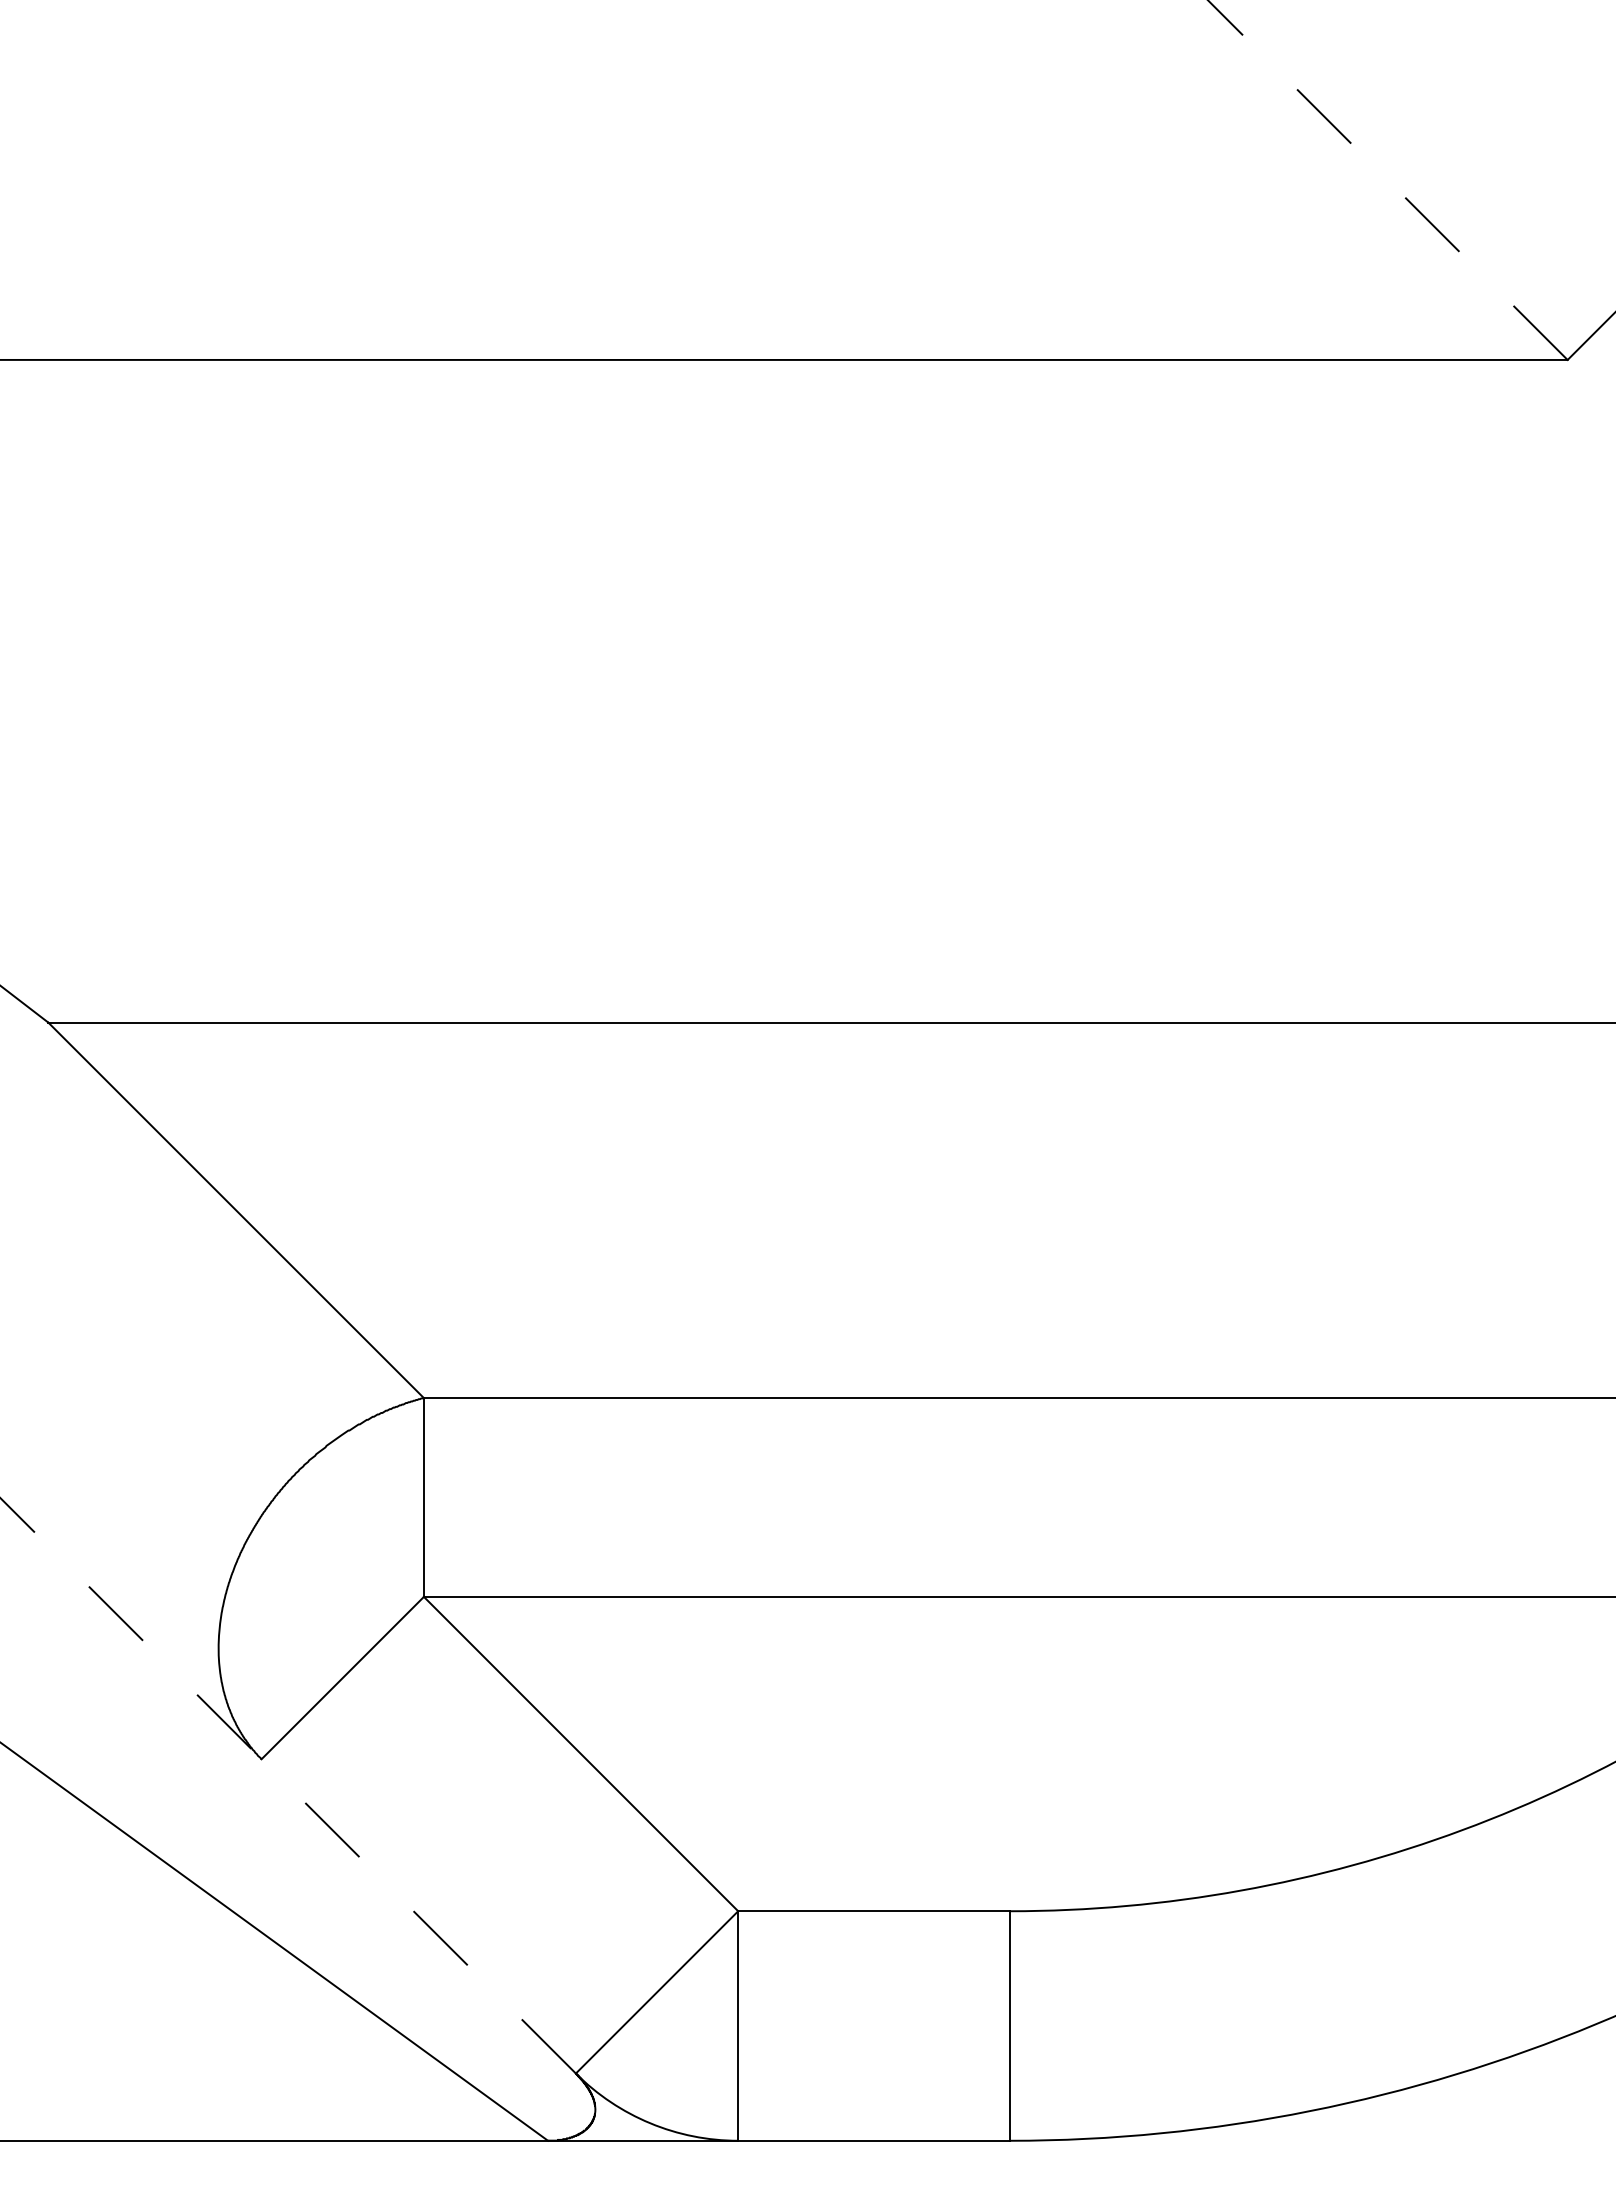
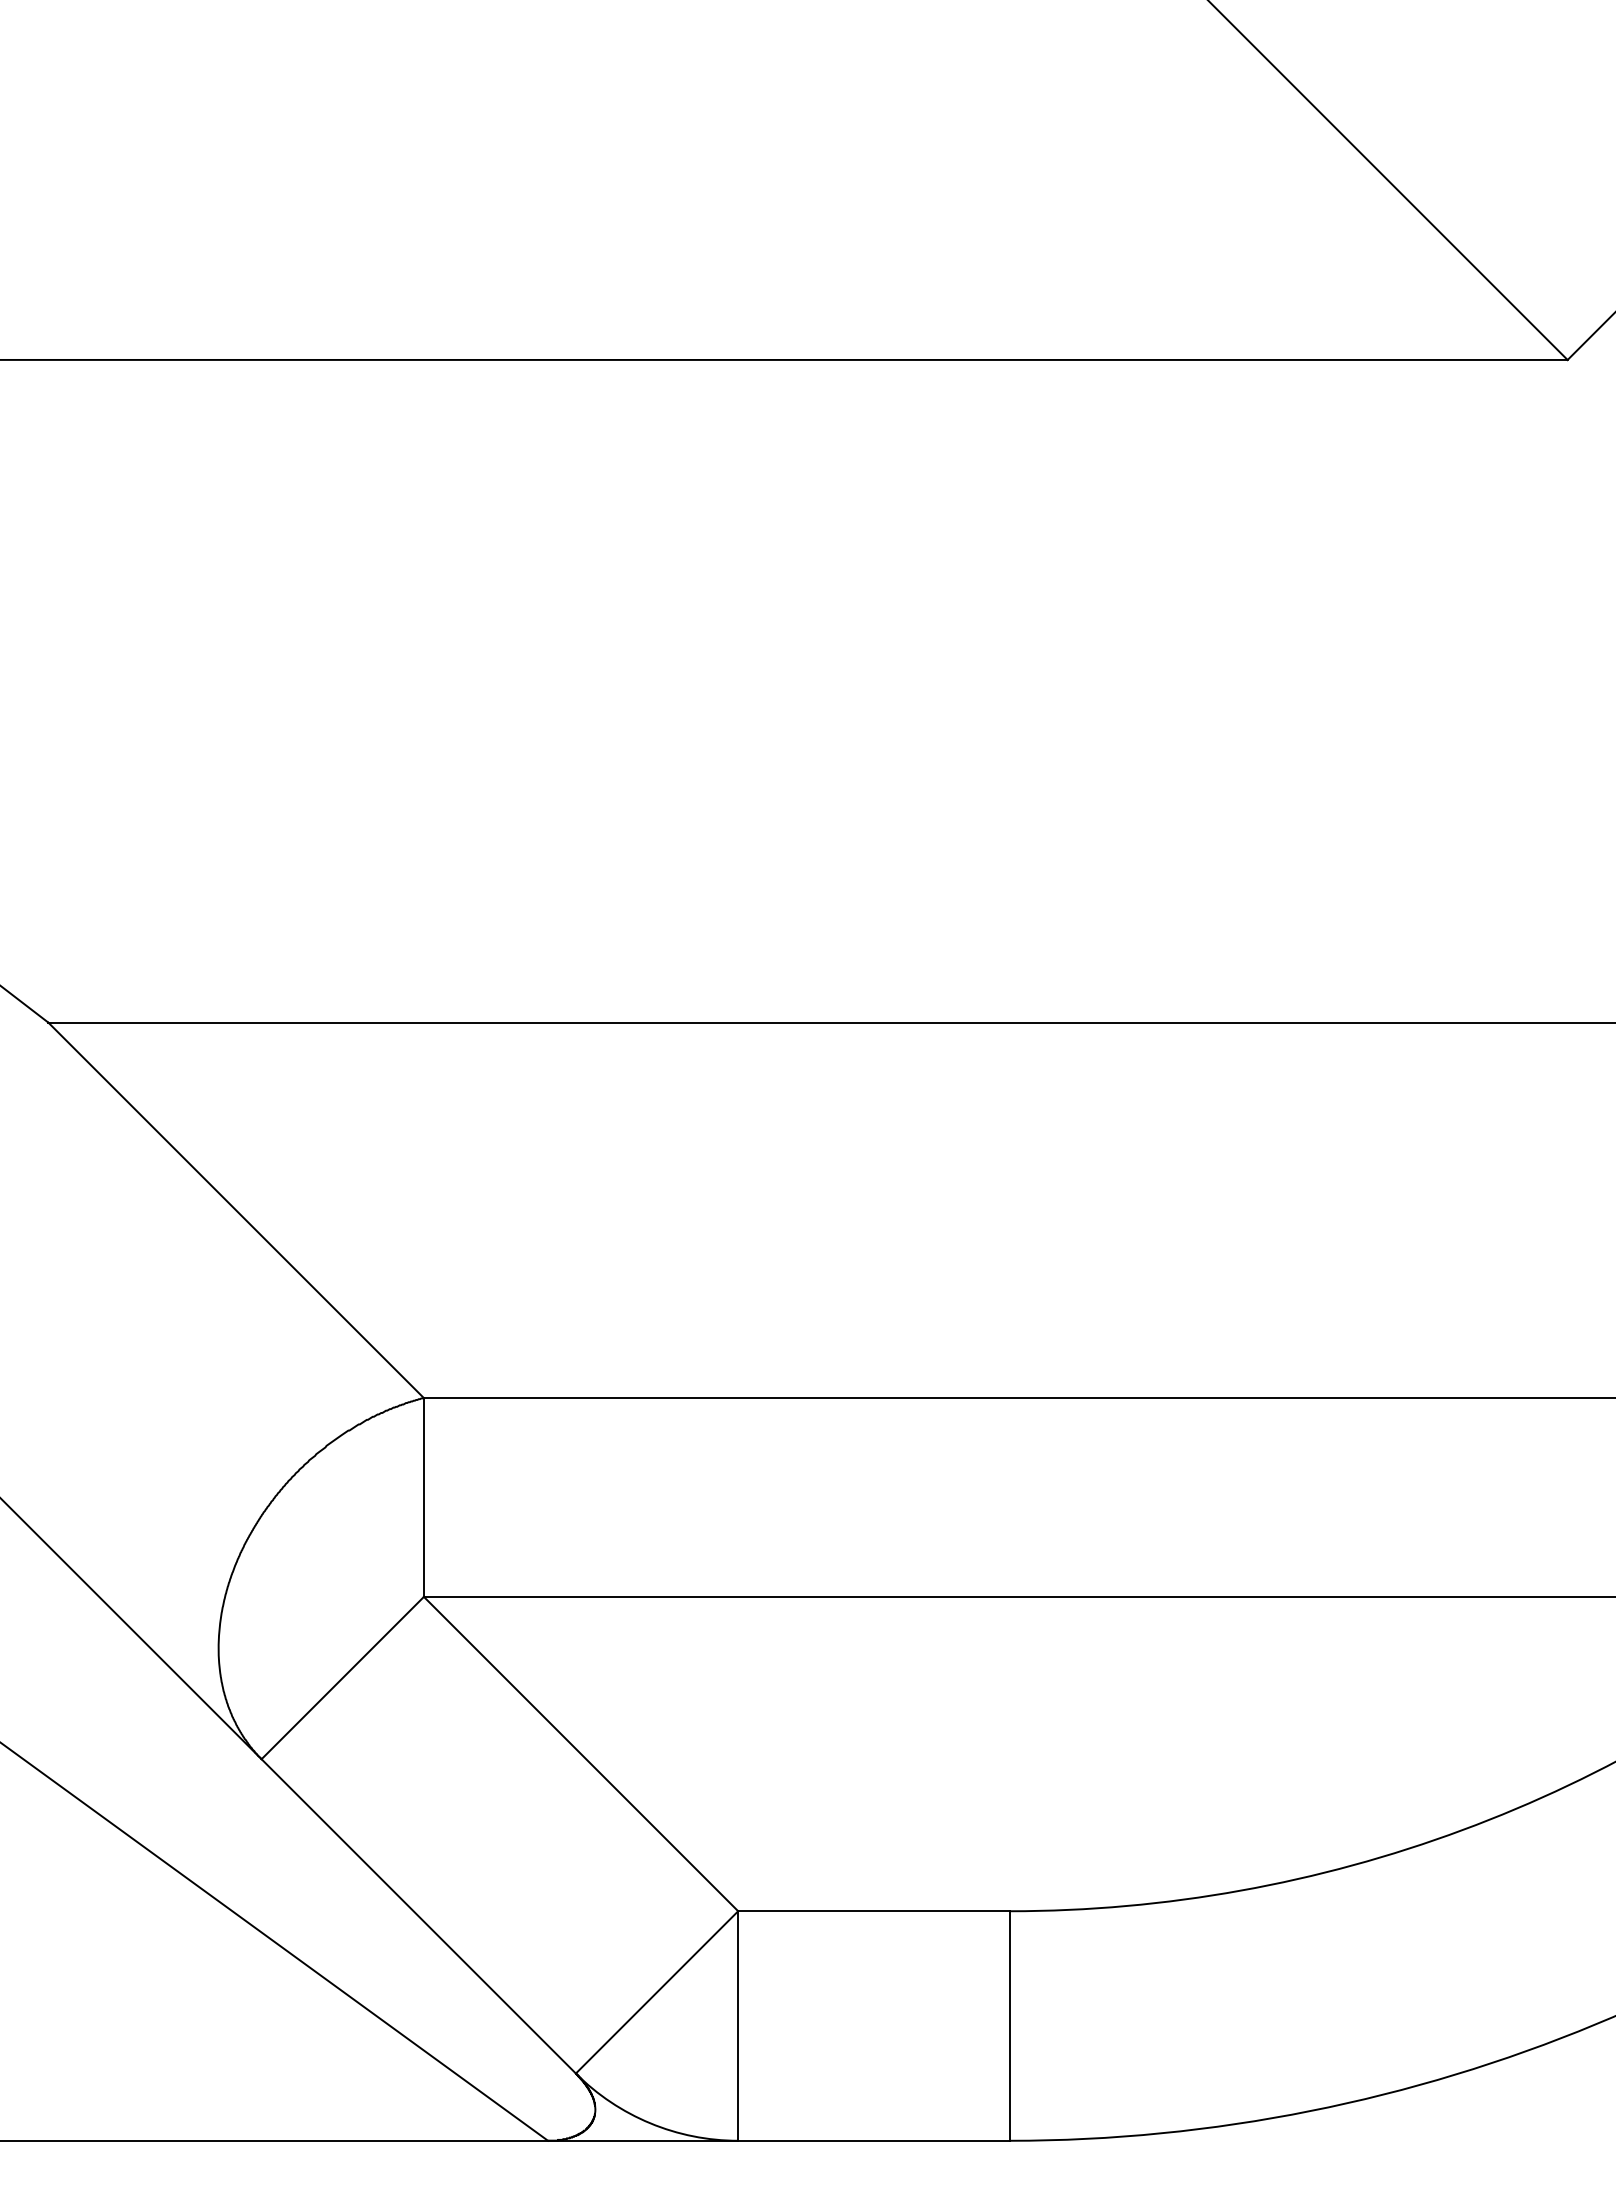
line: dashed -> solid (1387, 179)
line: dashed -> solid (288, 1785)
